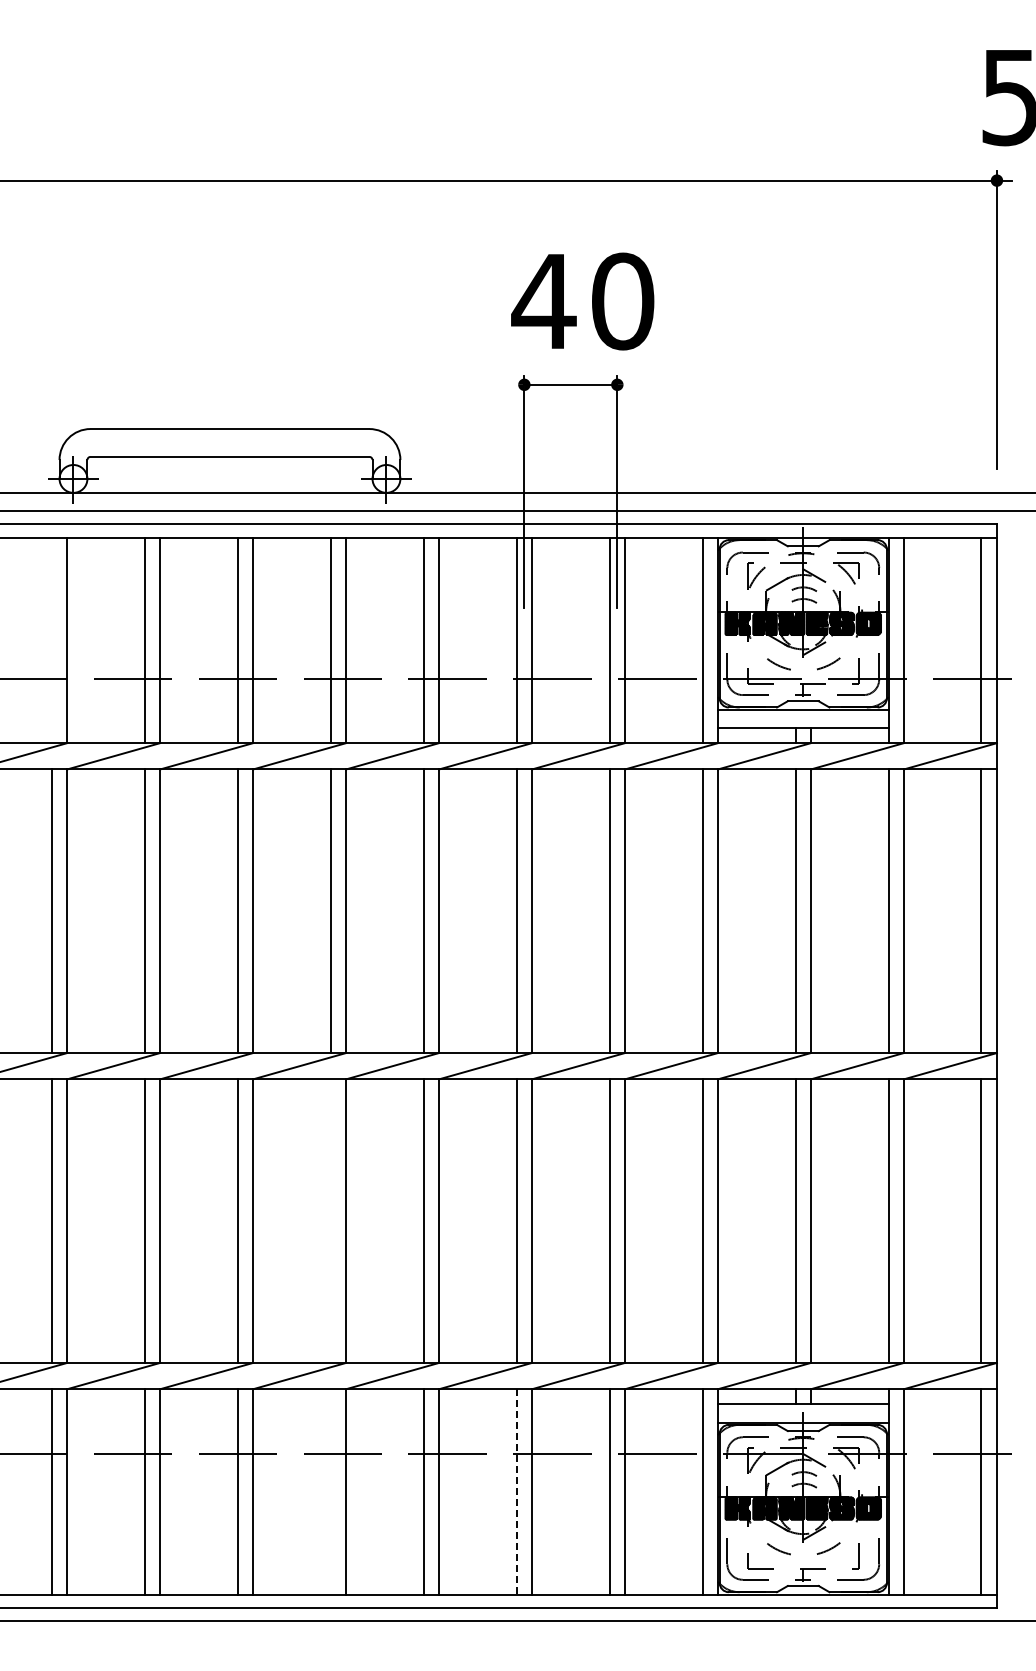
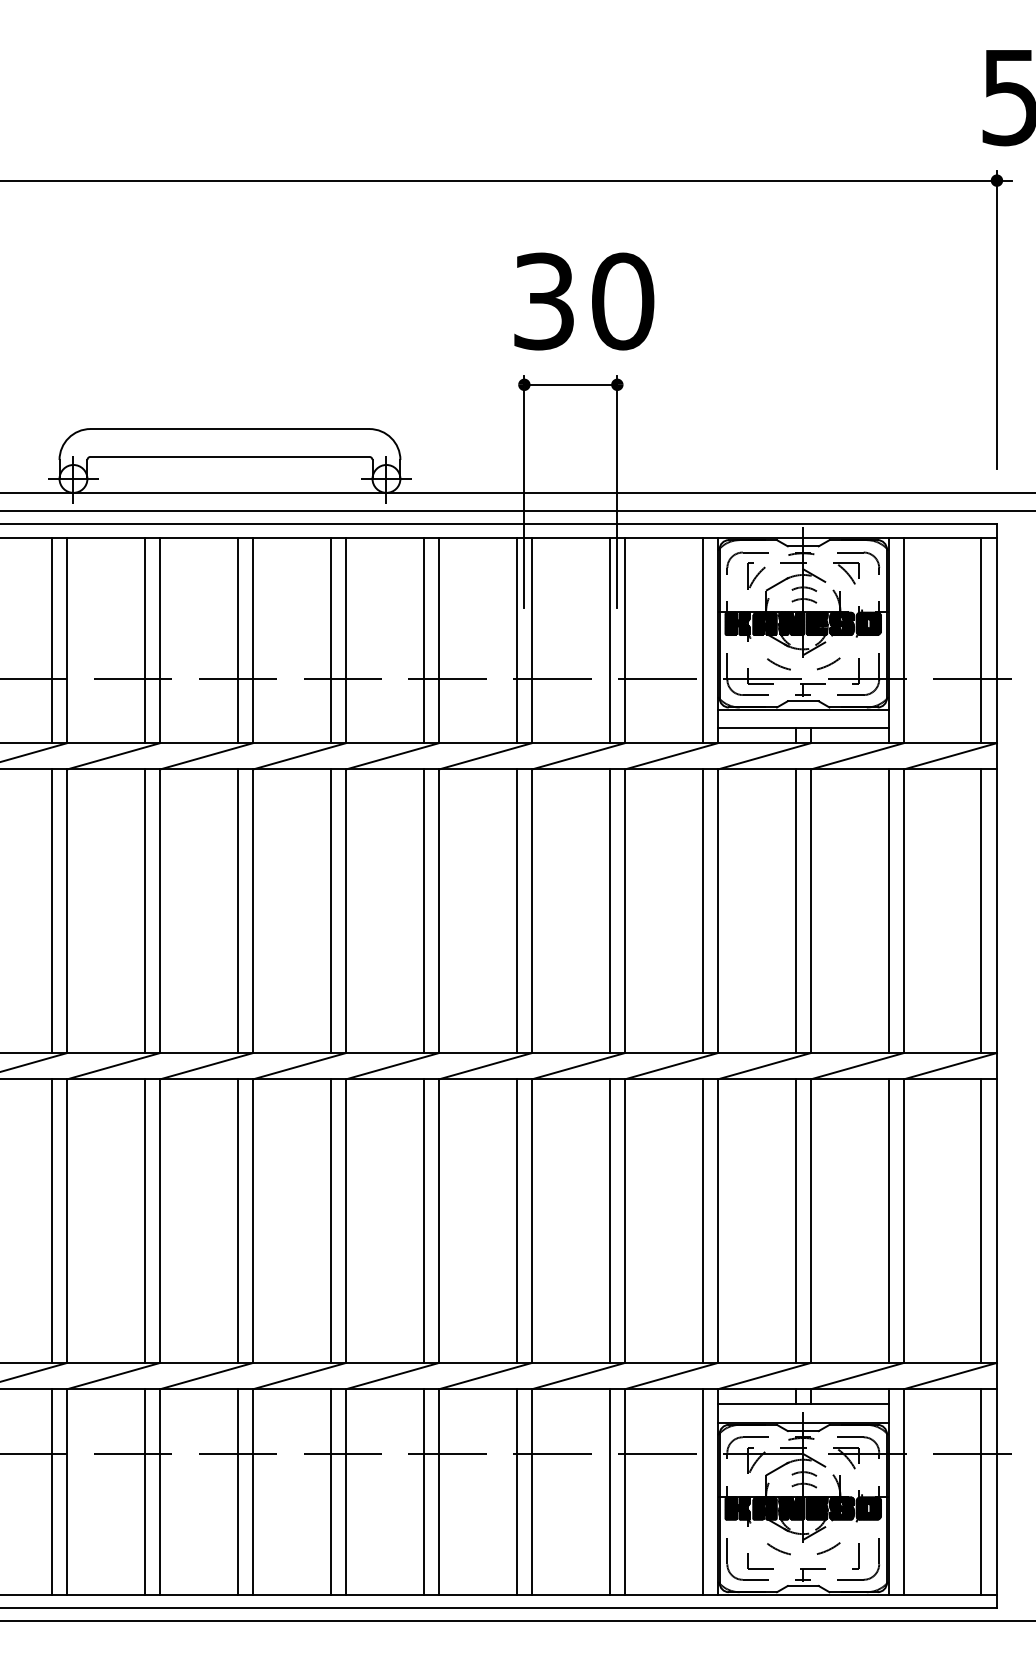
text: 40 -> 30 (543, 301)
line: none -> present (51, 640)
line: none -> present (330, 1220)
line: none -> present (330, 1491)
line: dashed -> solid (516, 1491)
